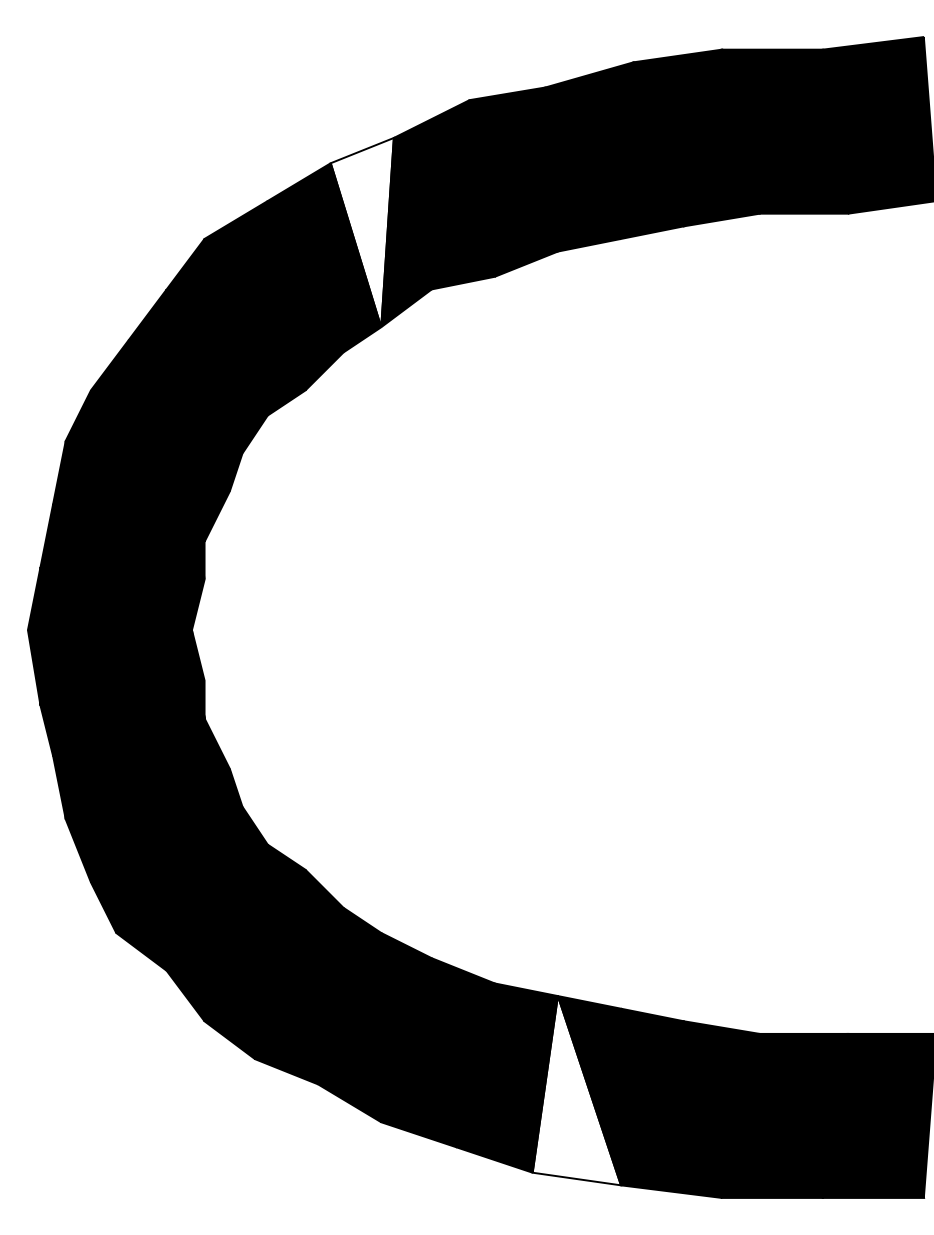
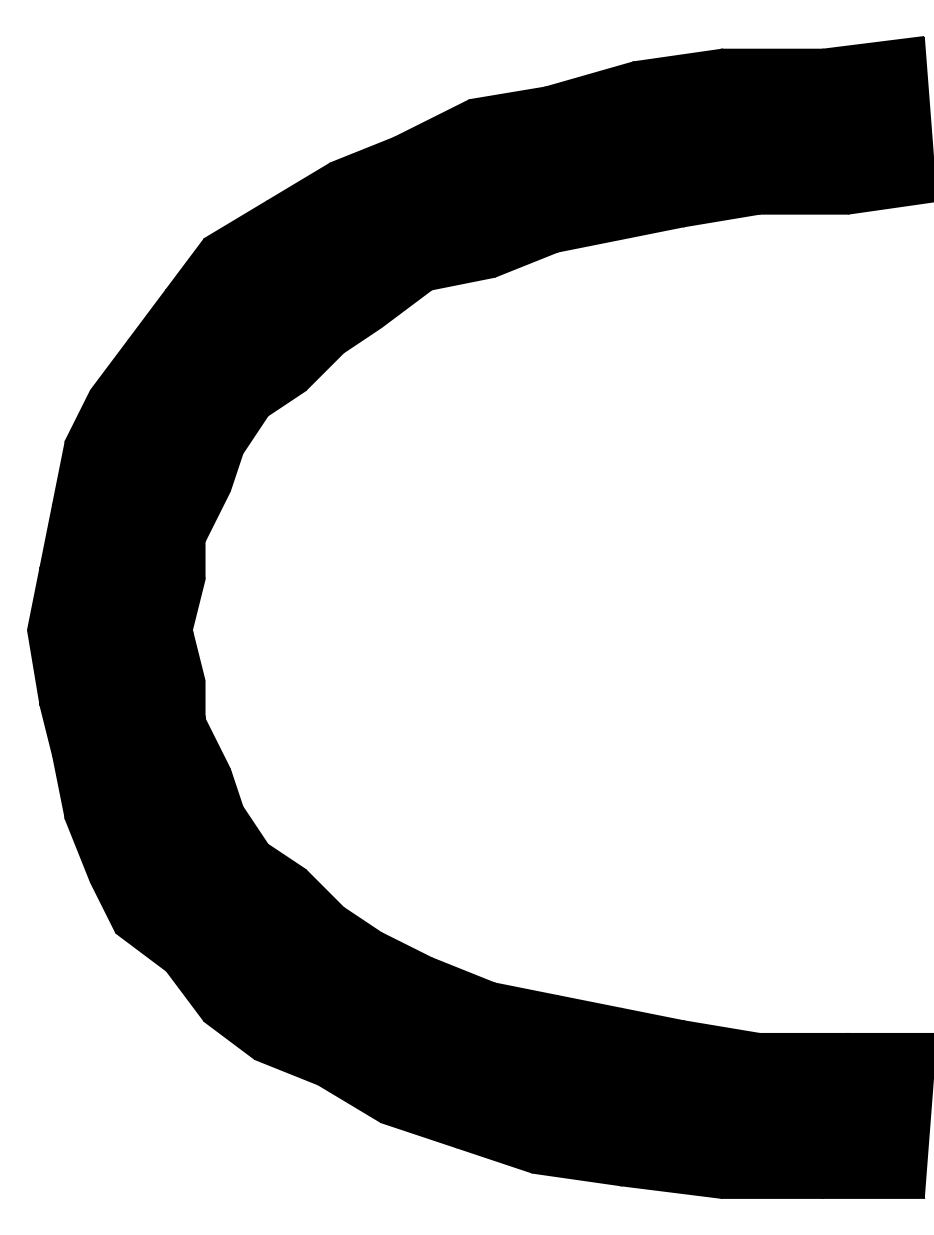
fill: none -> present (361, 232)
fill: none -> present (576, 1090)
